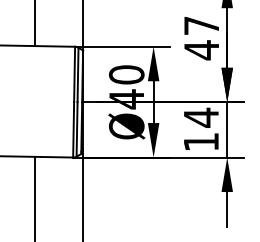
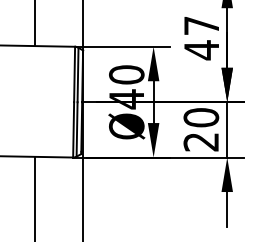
text: 14 -> 20 (201, 129)
